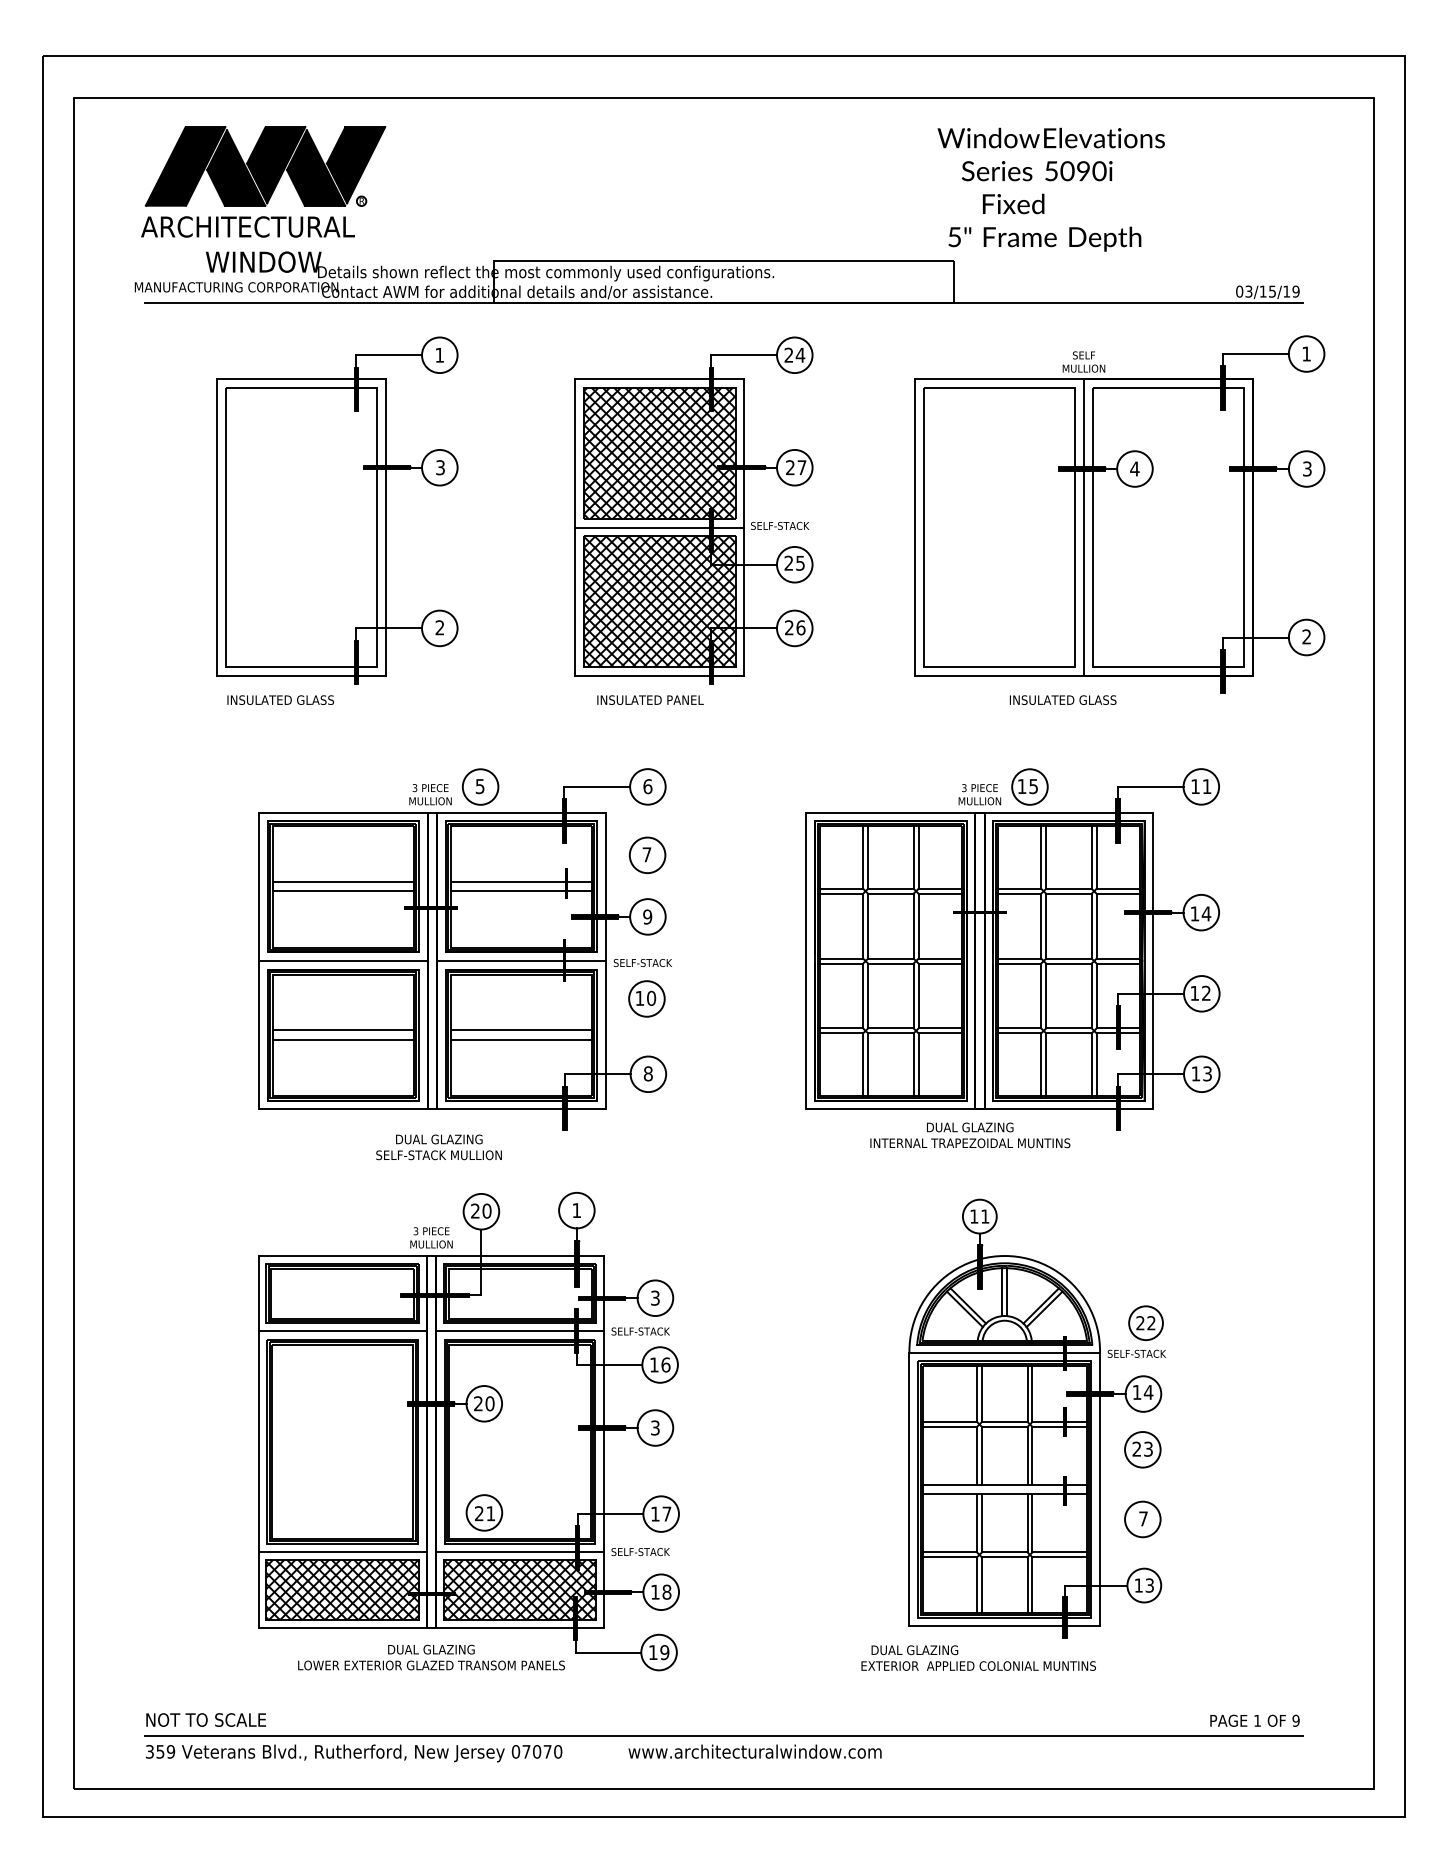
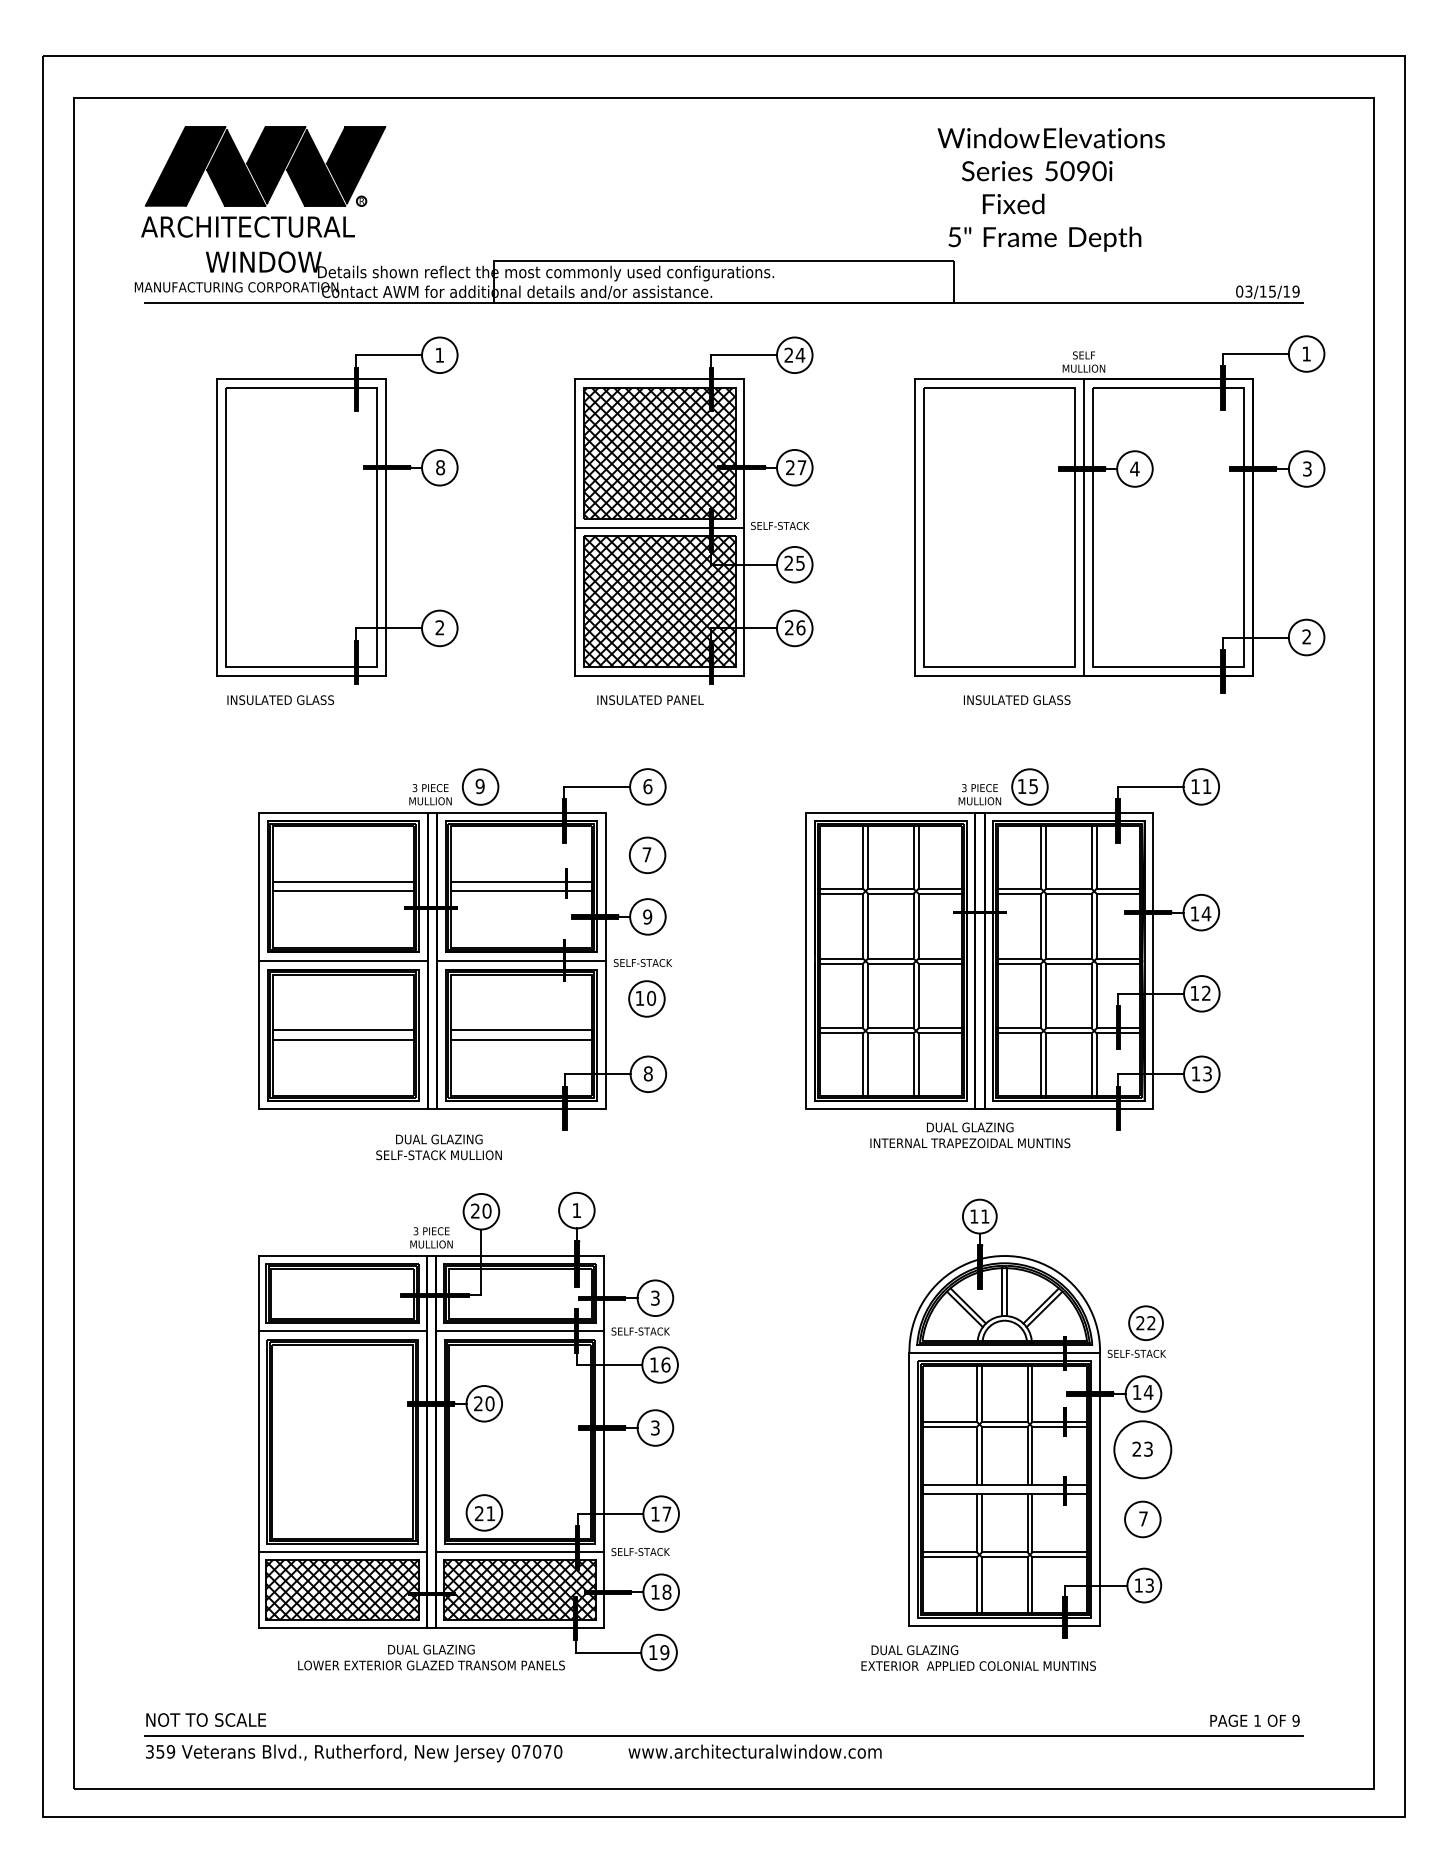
text: 3 -> 8 (440, 467)
text position: (1062, 699) -> (1016, 699) (1016, 699)
text: 5 -> 9 (479, 786)
circle diameter: 36 px -> 57 px (1142, 1449)
